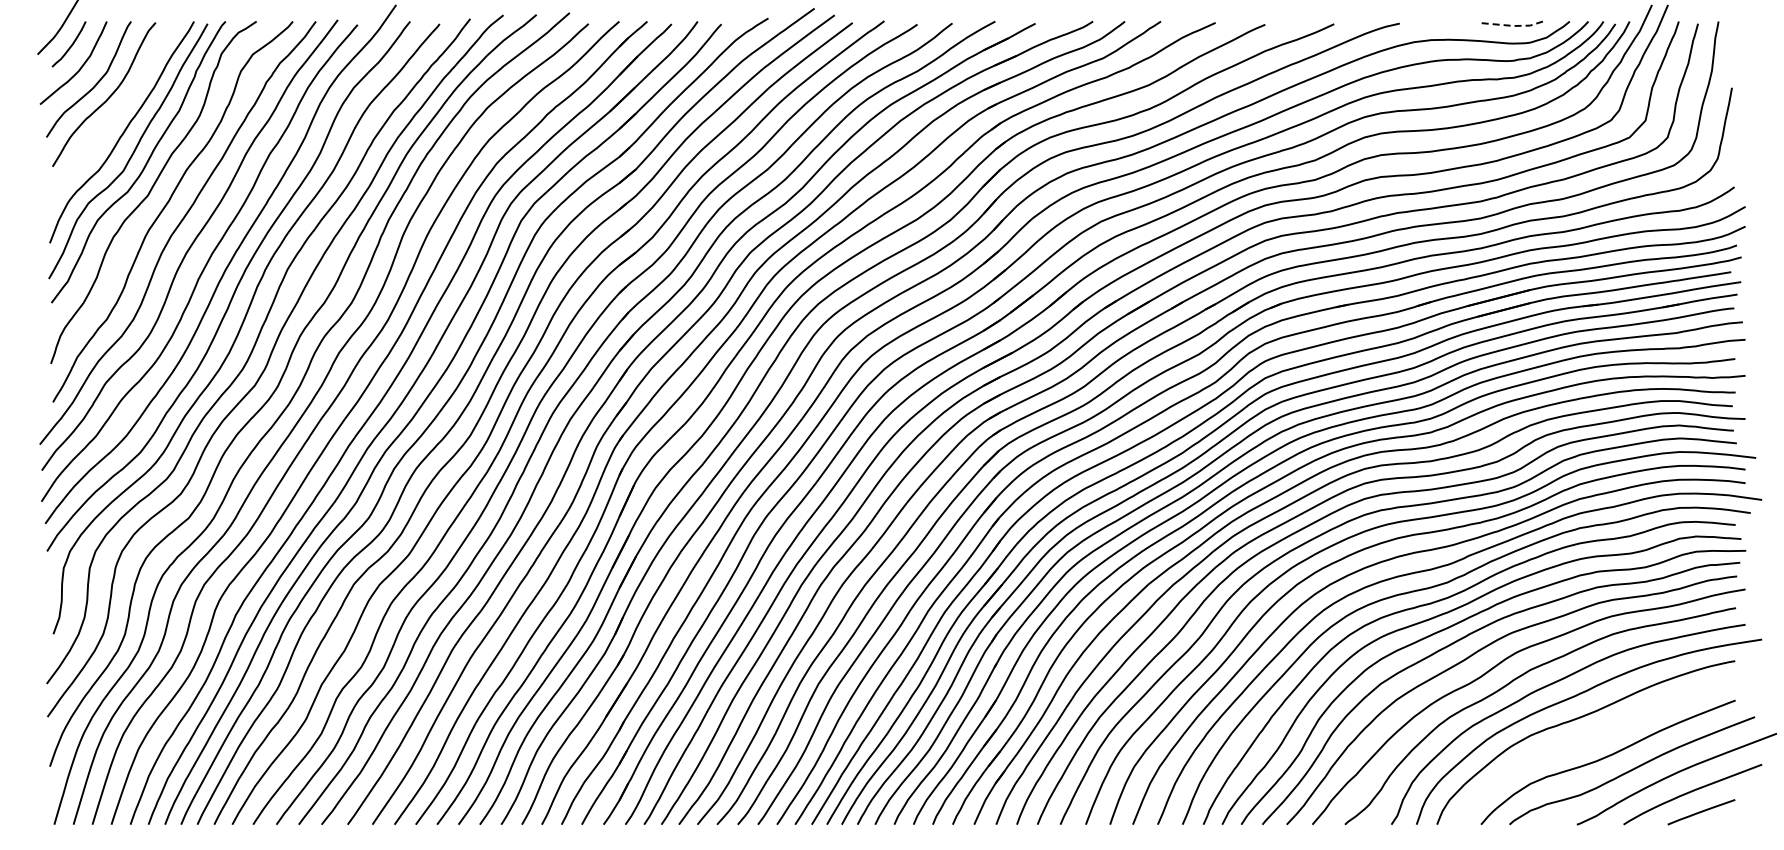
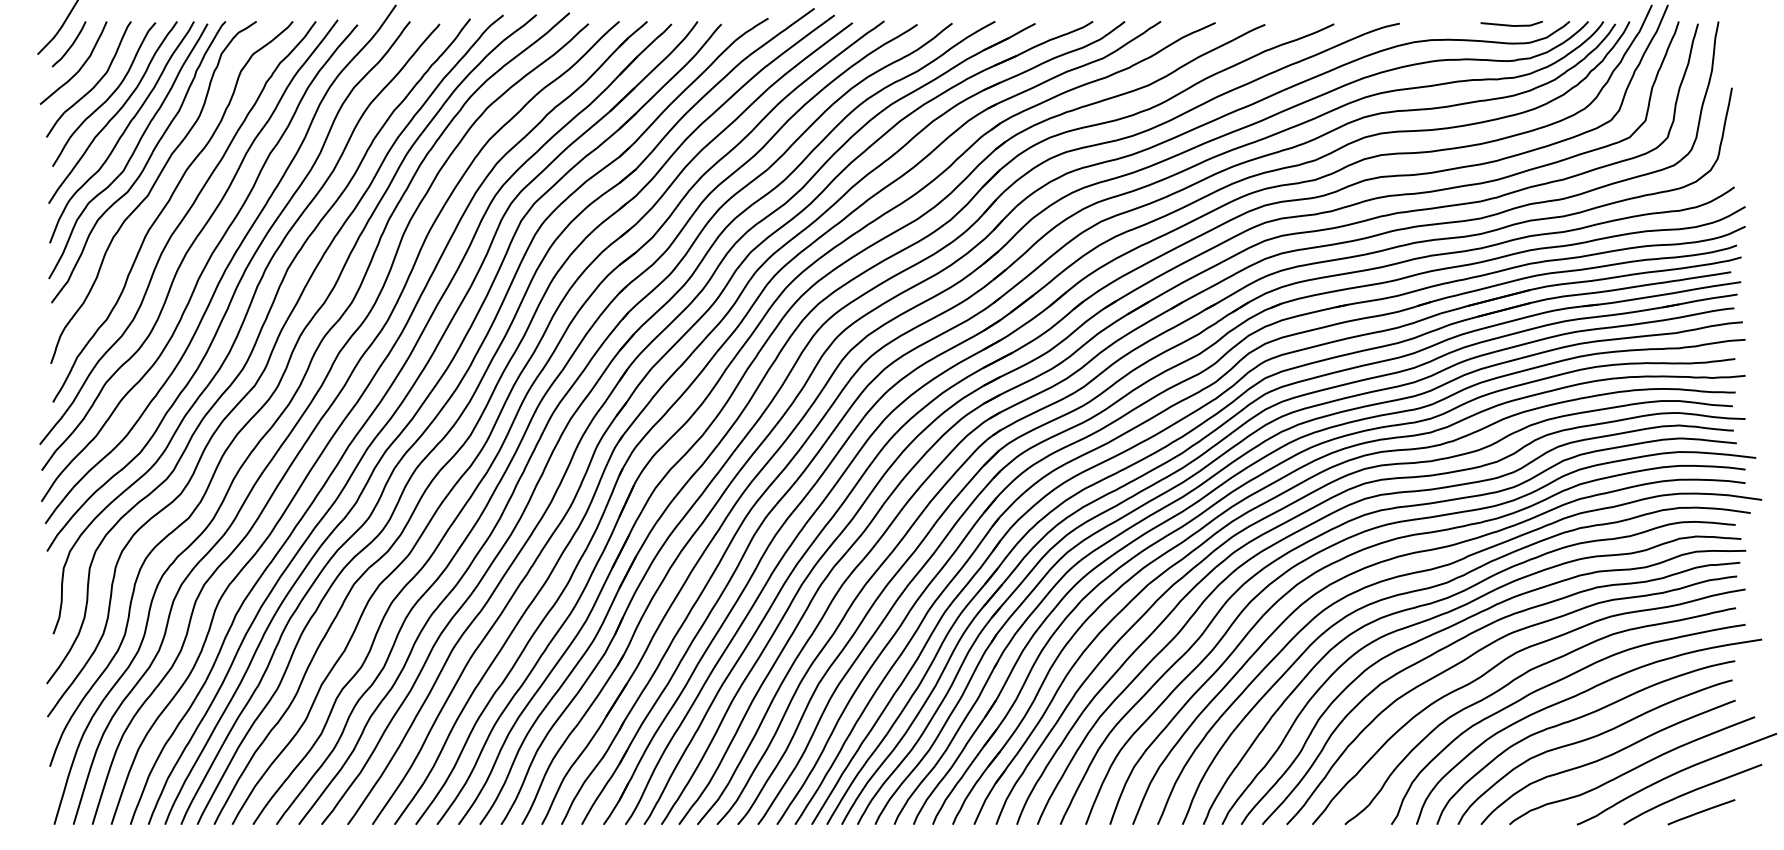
line: dashed -> solid (1512, 25)
curve: none -> present (114, 114)
curve: none -> present (1590, 739)
